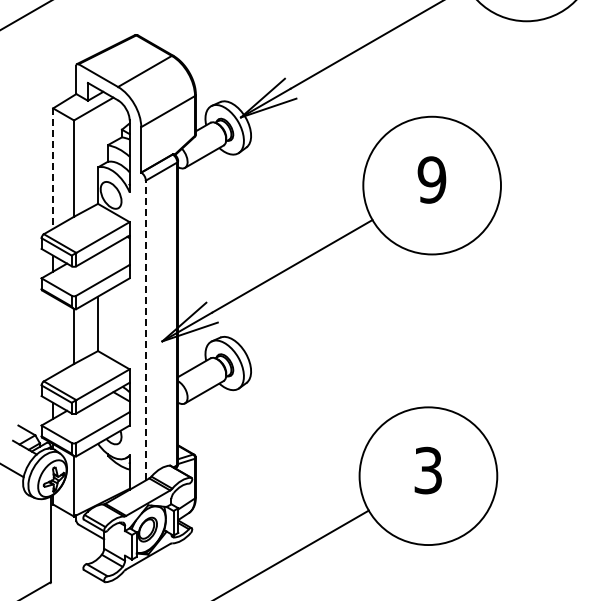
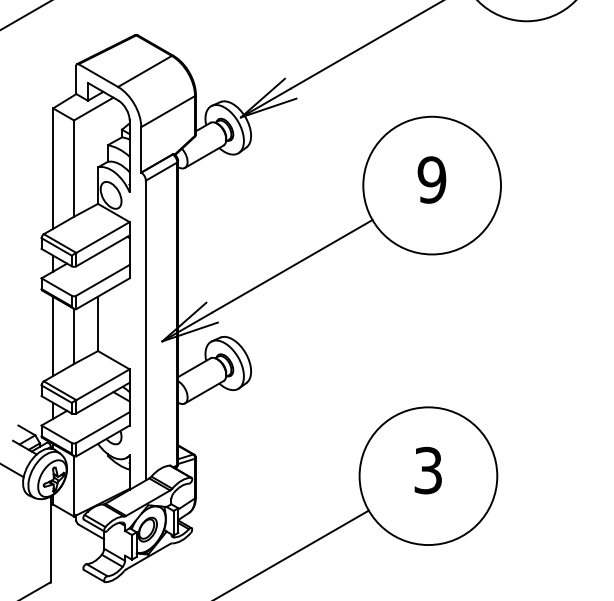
line: dashed -> solid (53, 169)
line: dashed -> solid (145, 330)
line: none -> present (53, 336)
